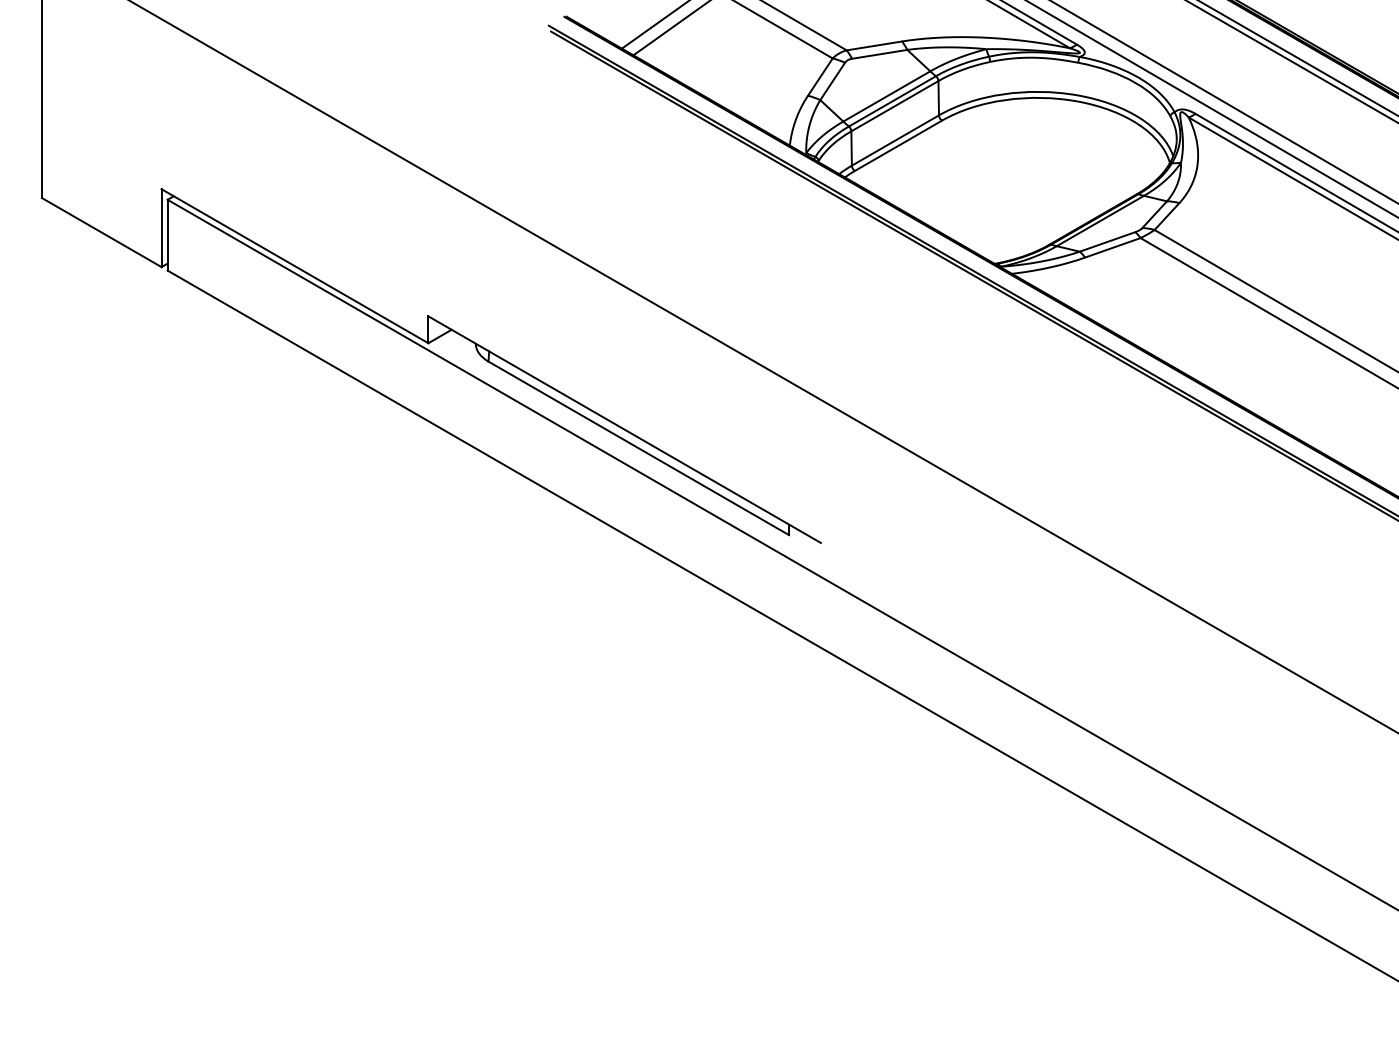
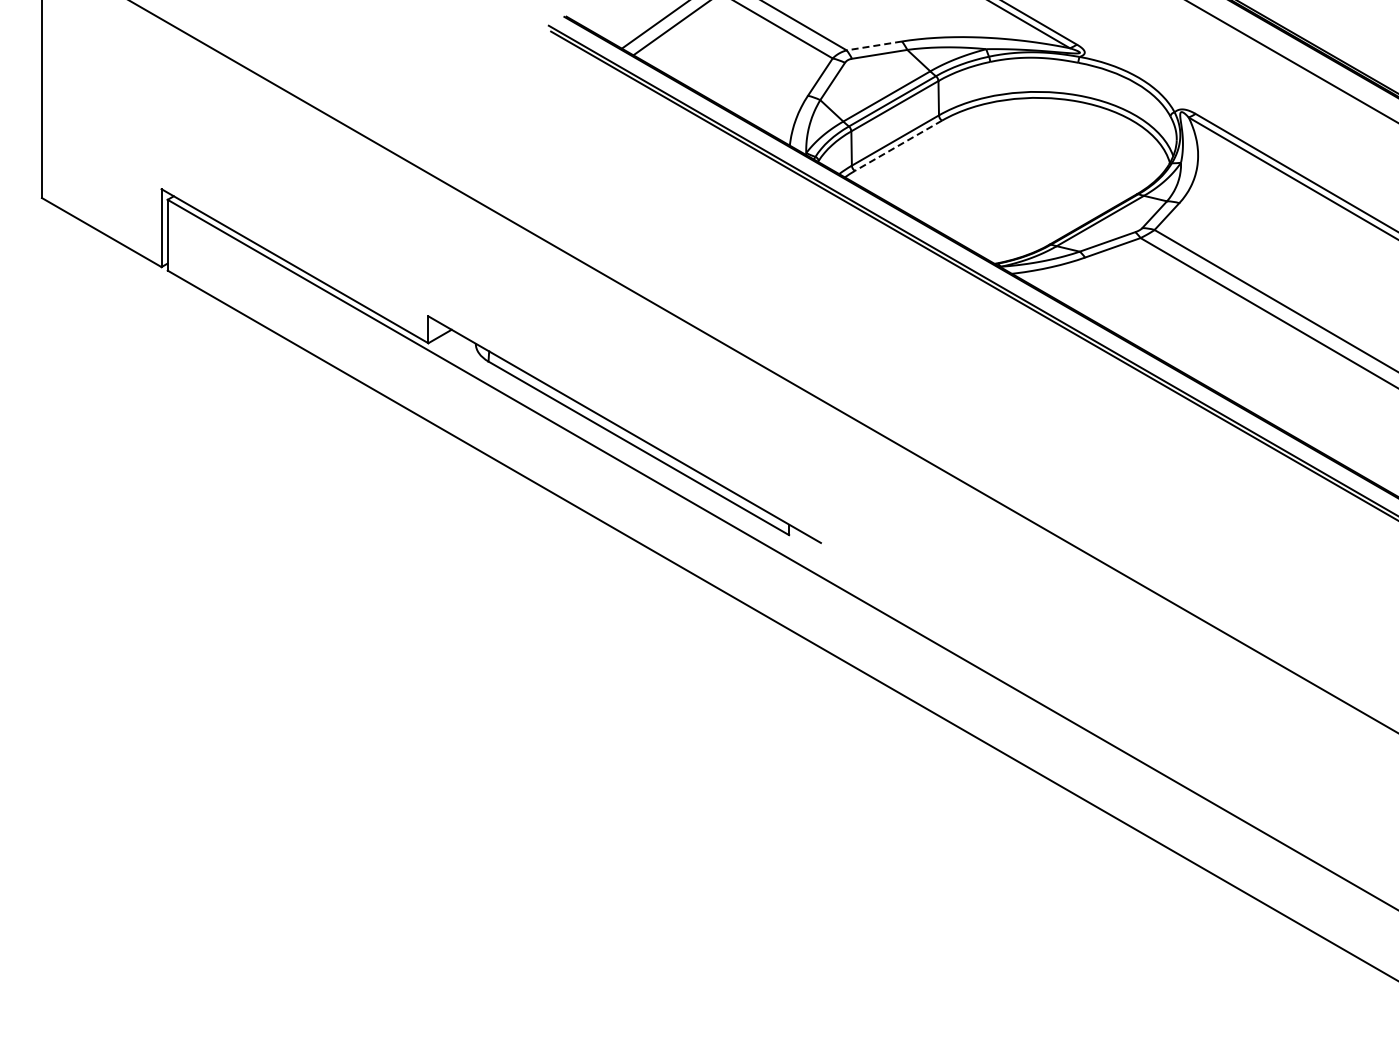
line: solid -> dashed (874, 45)
line: present -> none (1298, 58)
line: present -> none (1224, 101)
line: present -> none (1211, 108)
line: solid -> dashed (898, 146)
